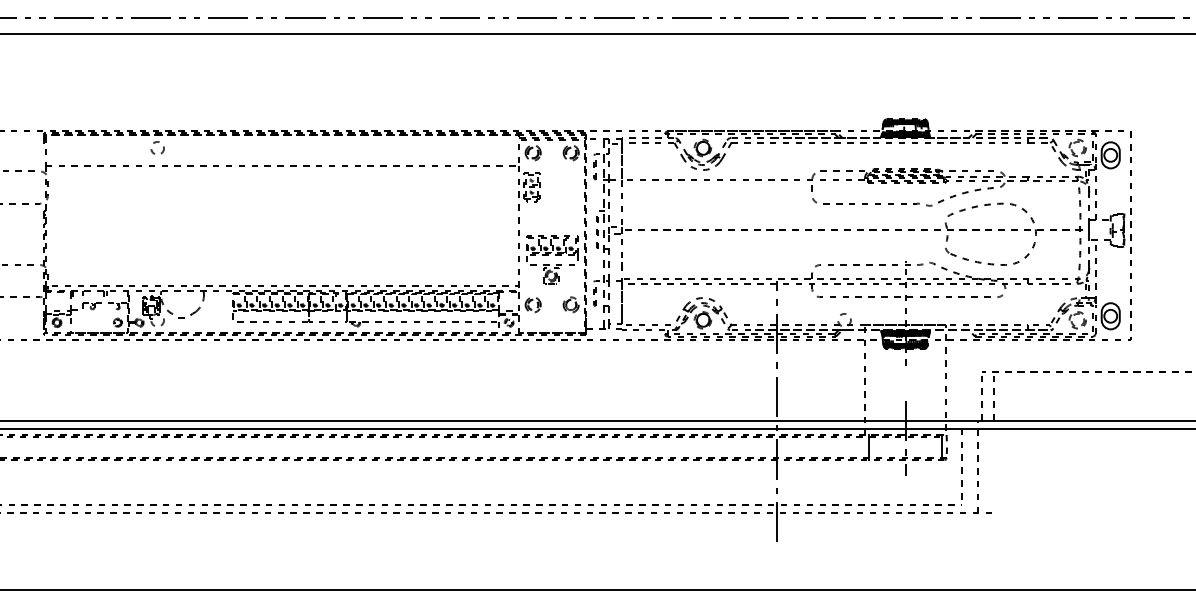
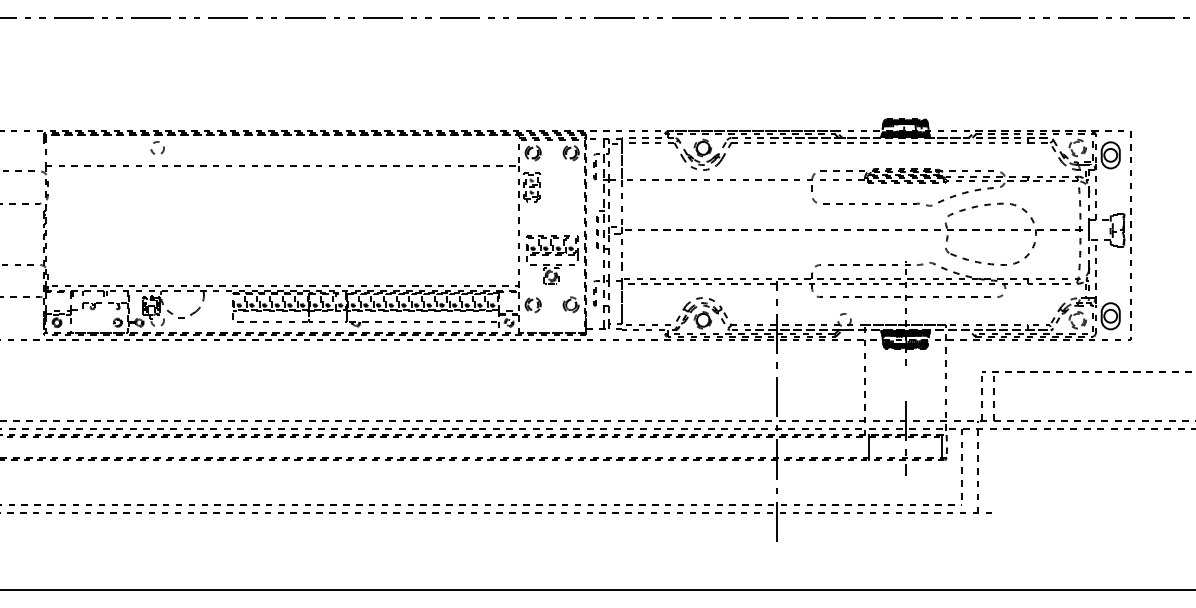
line: present -> none (597, 34)
line: solid -> dashed (597, 420)
line: solid -> dashed (597, 428)
